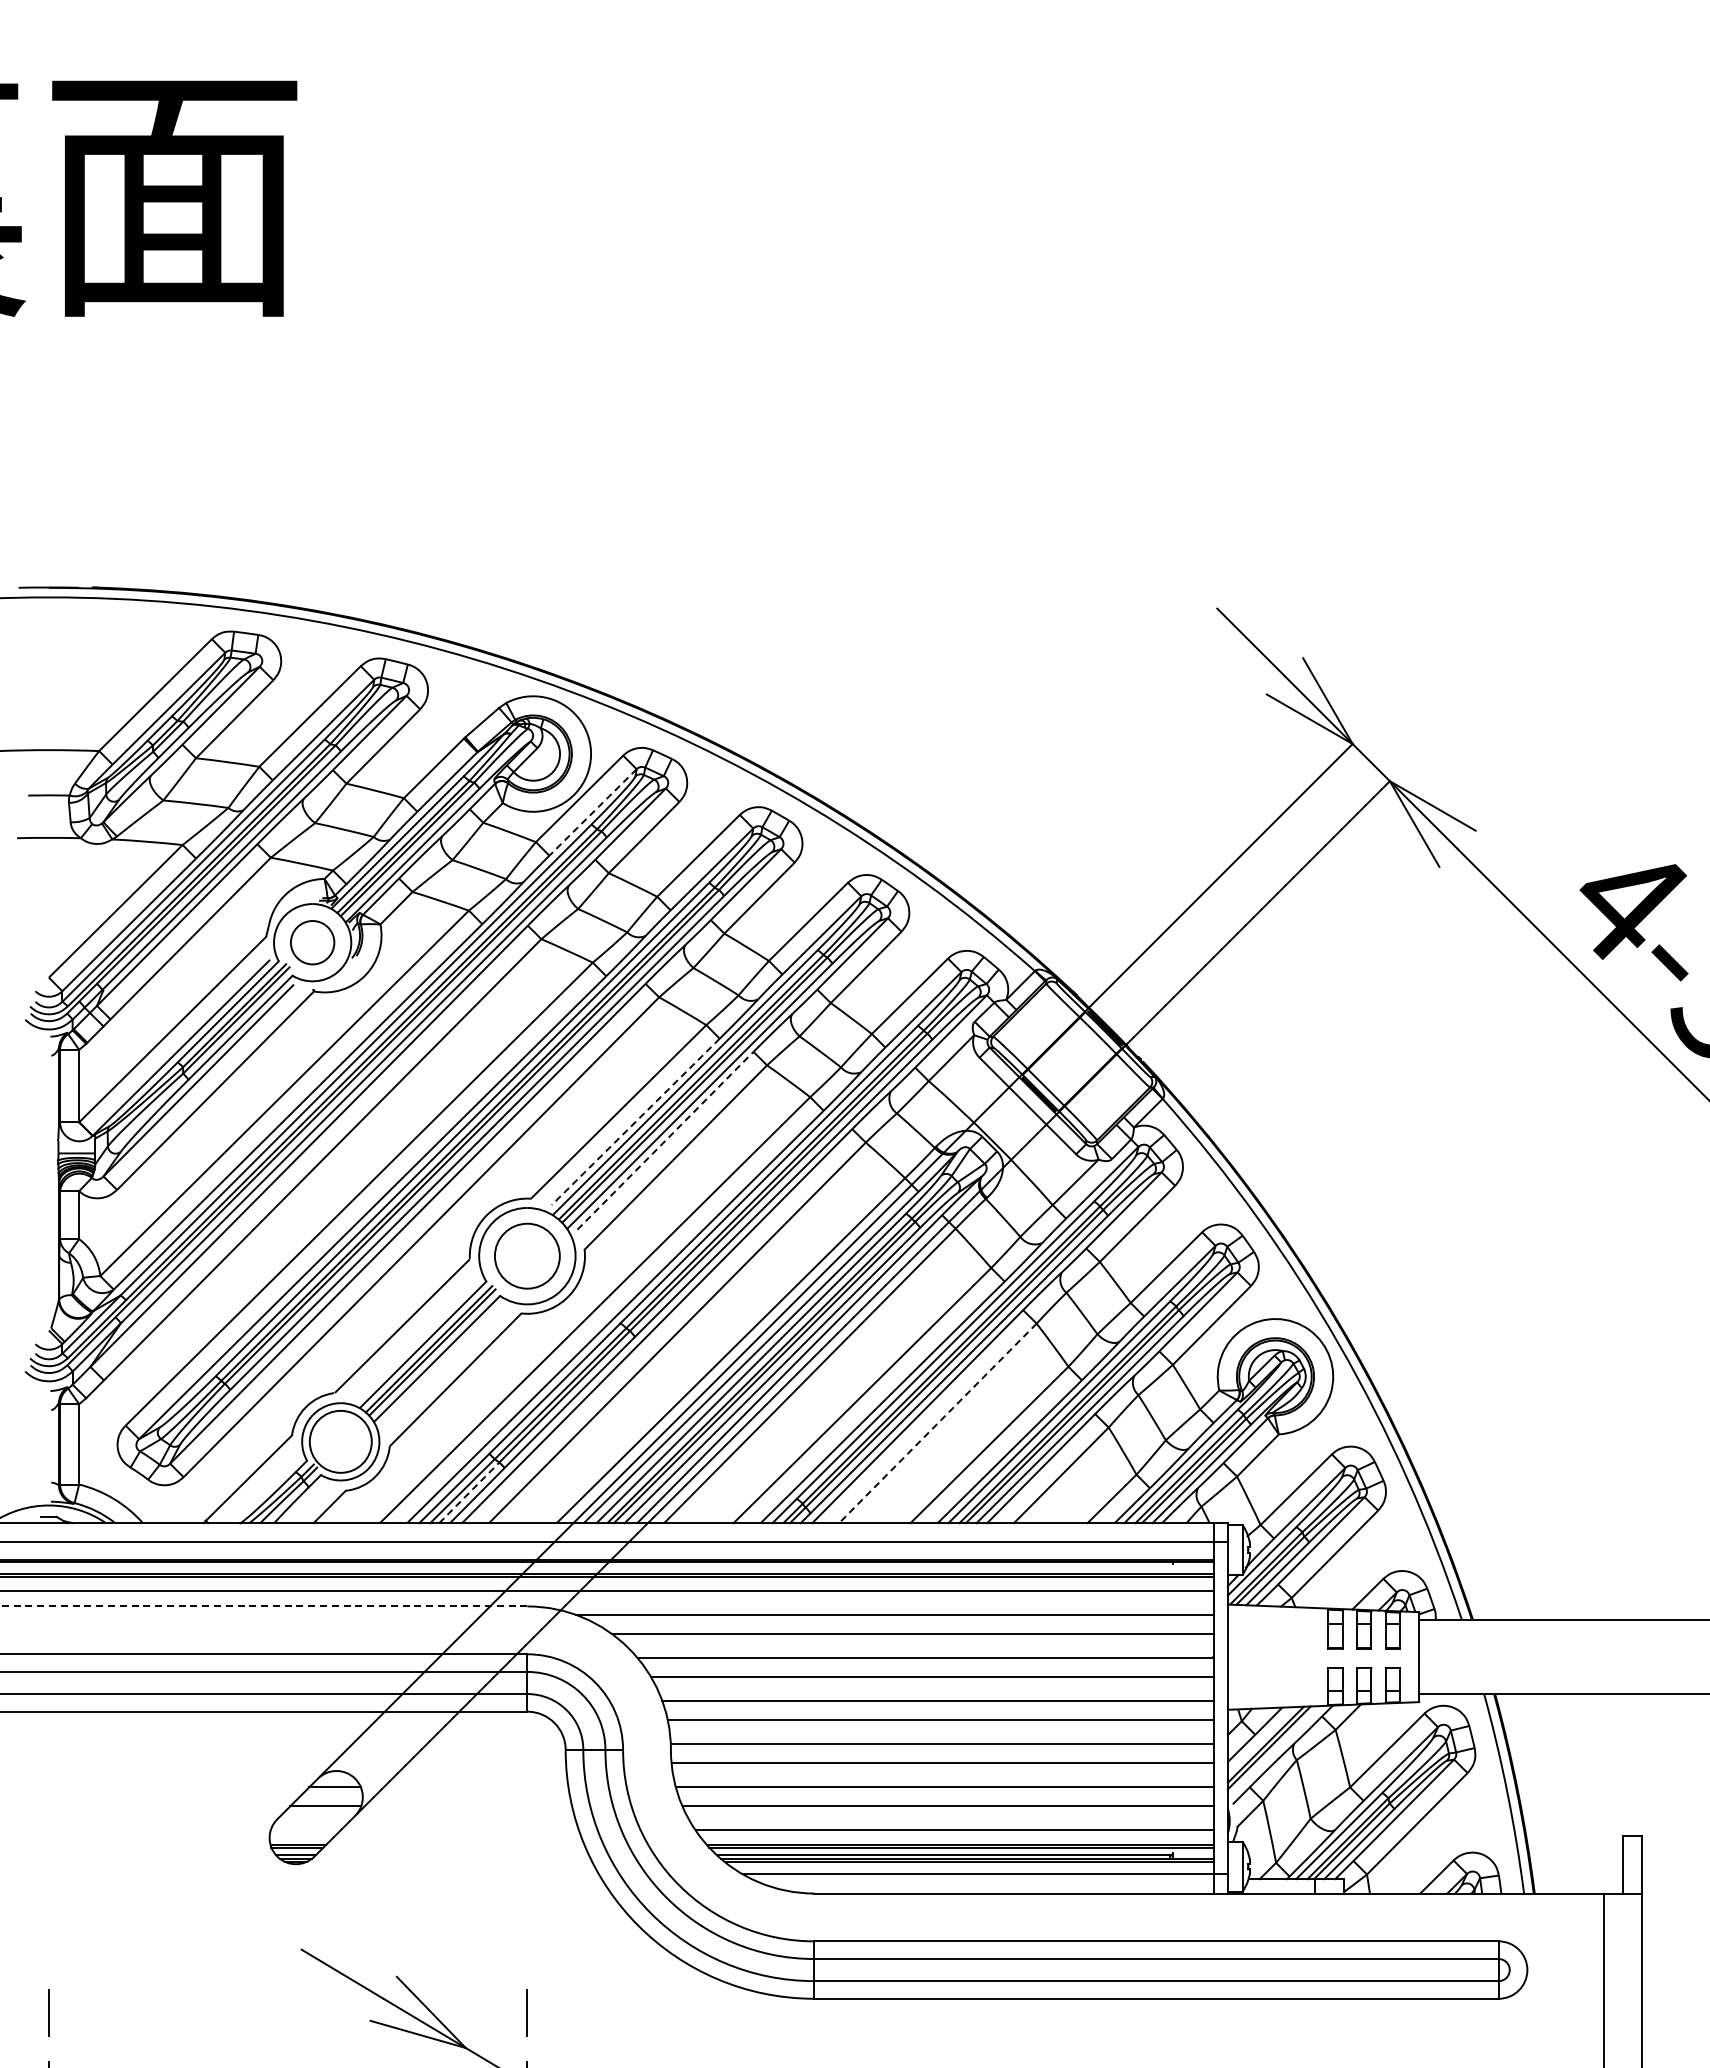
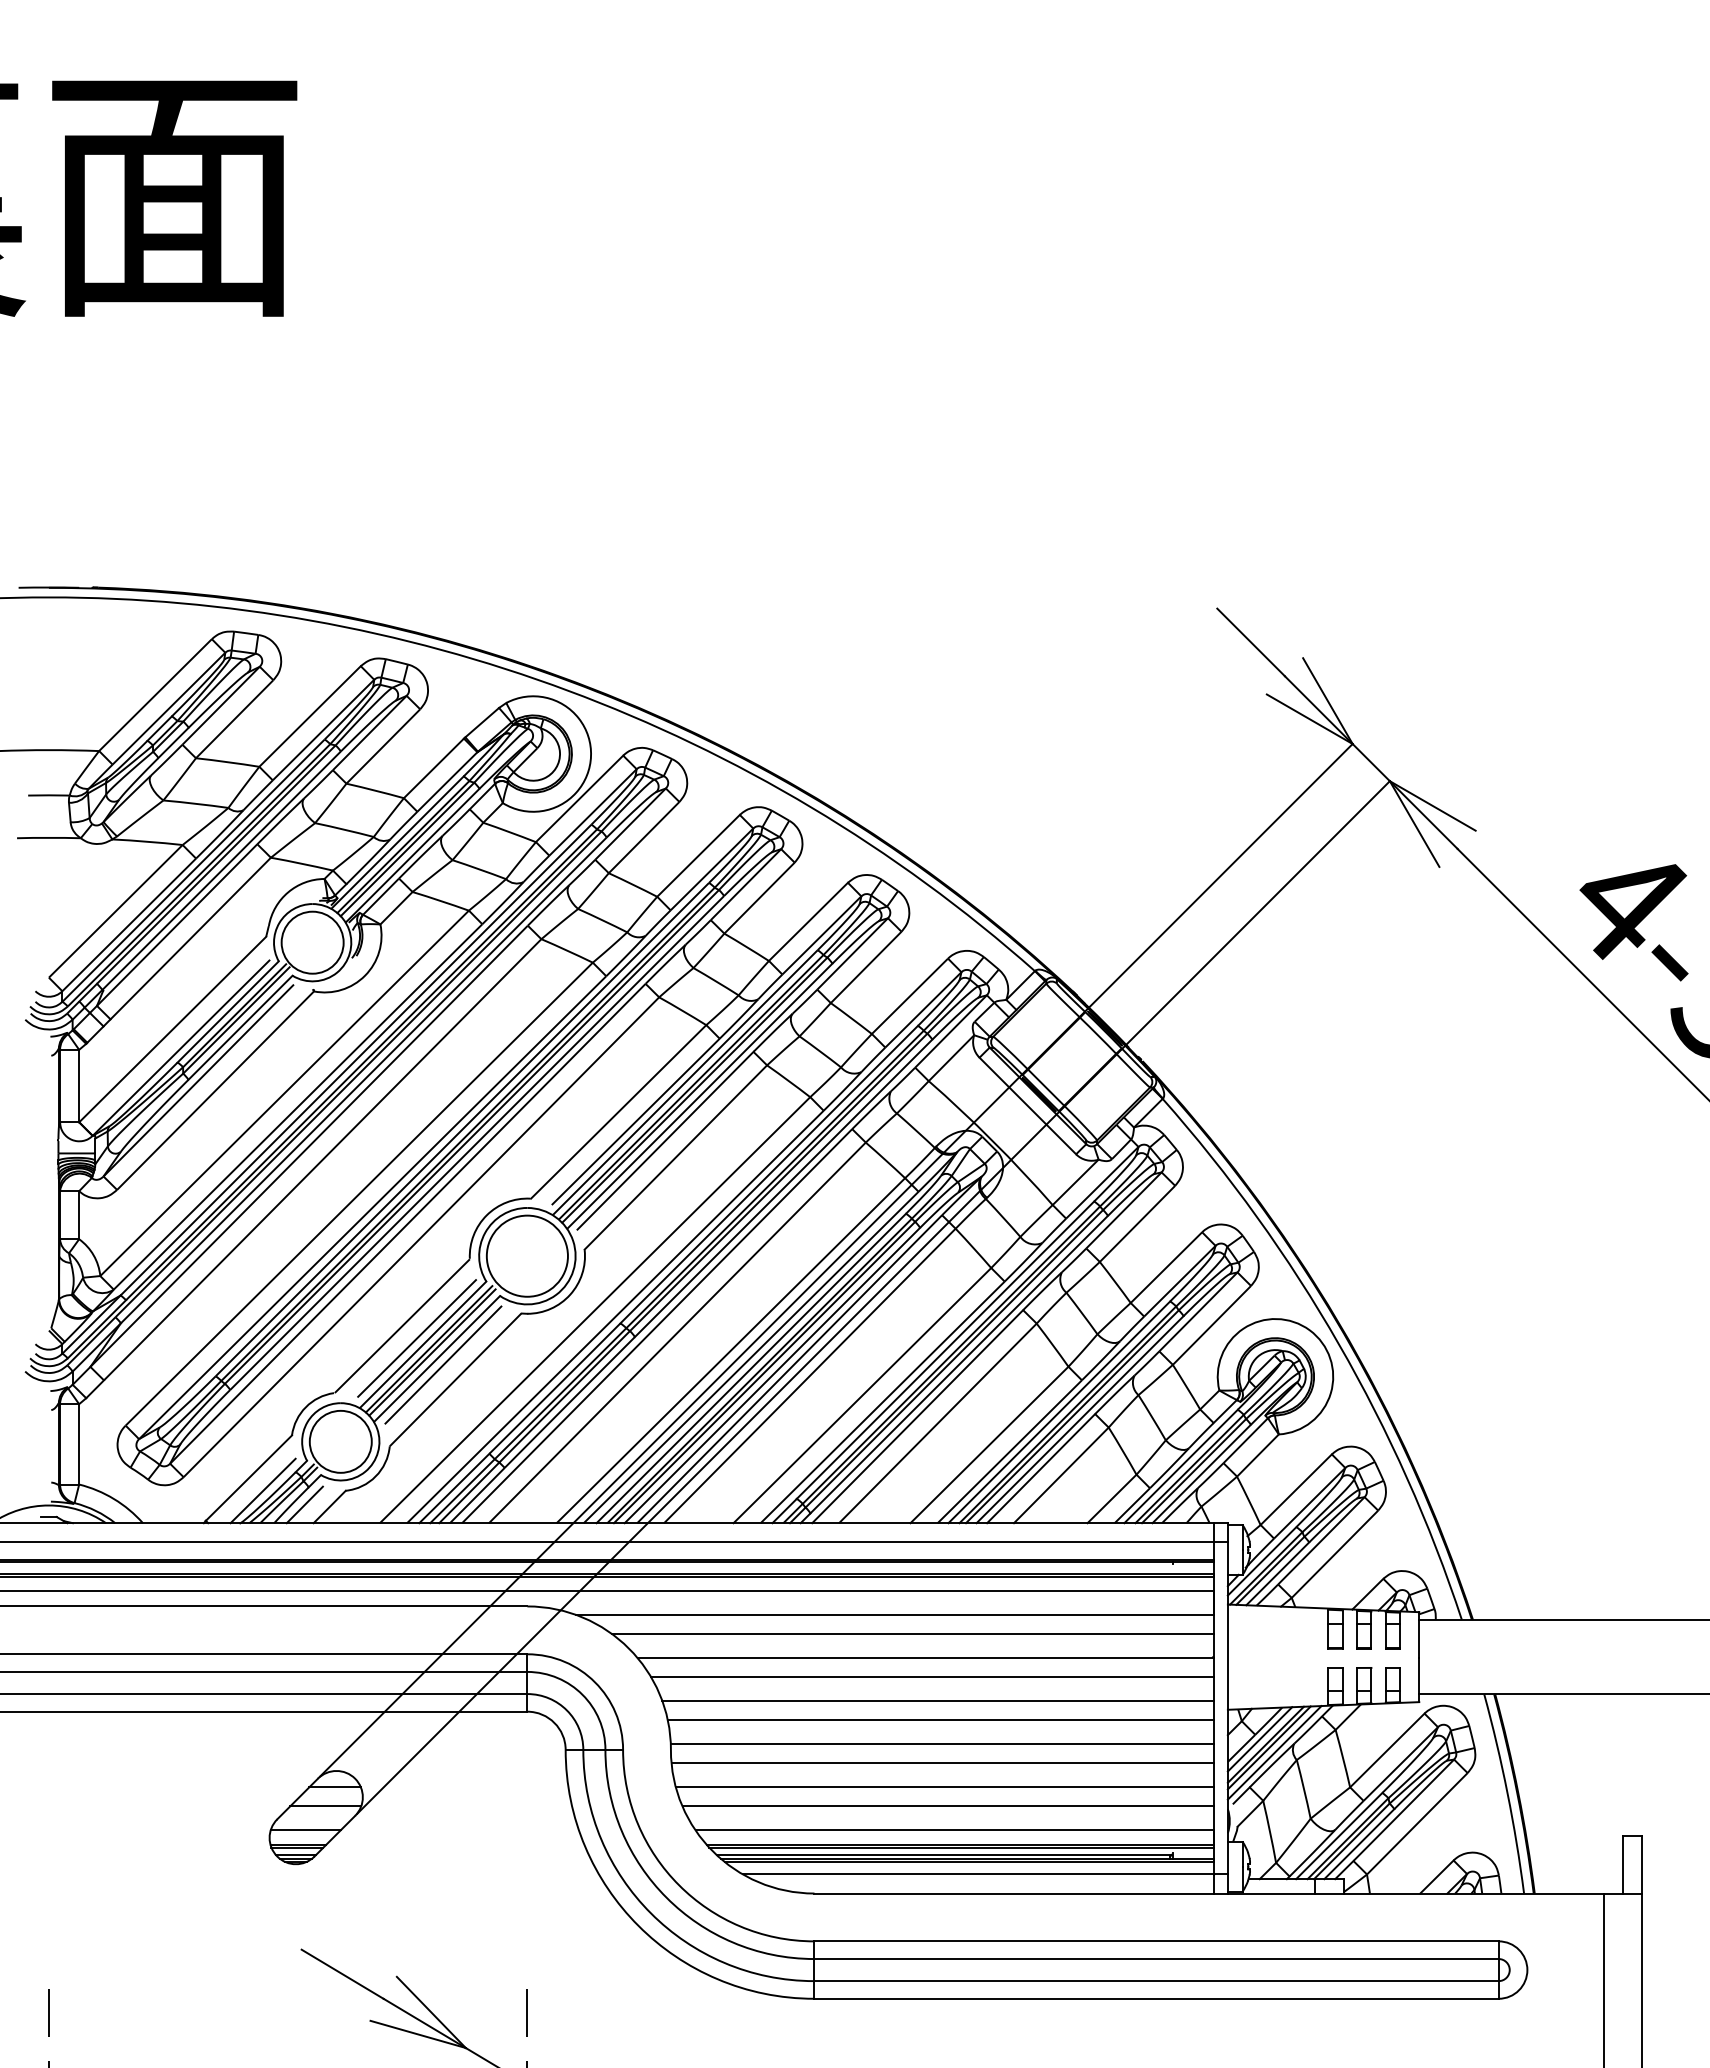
line: dashed -> solid (593, 812)
circle diameter: 43 px -> 62 px (312, 942)
line: dashed -> solid (636, 1121)
line: dashed -> solid (665, 1140)
circle diameter: 65 px -> 81 px (526, 1255)
line: none -> present (417, 1338)
line: none -> present (443, 1364)
line: dashed -> solid (937, 1423)
line: none -> present (262, 1490)
line: dashed -> solid (469, 1492)
line: none -> present (304, 1504)
line: dashed -> solid (263, 1606)
line: none -> present (1259, 1739)
line: none -> present (1274, 1752)
line: none -> present (305, 1830)
